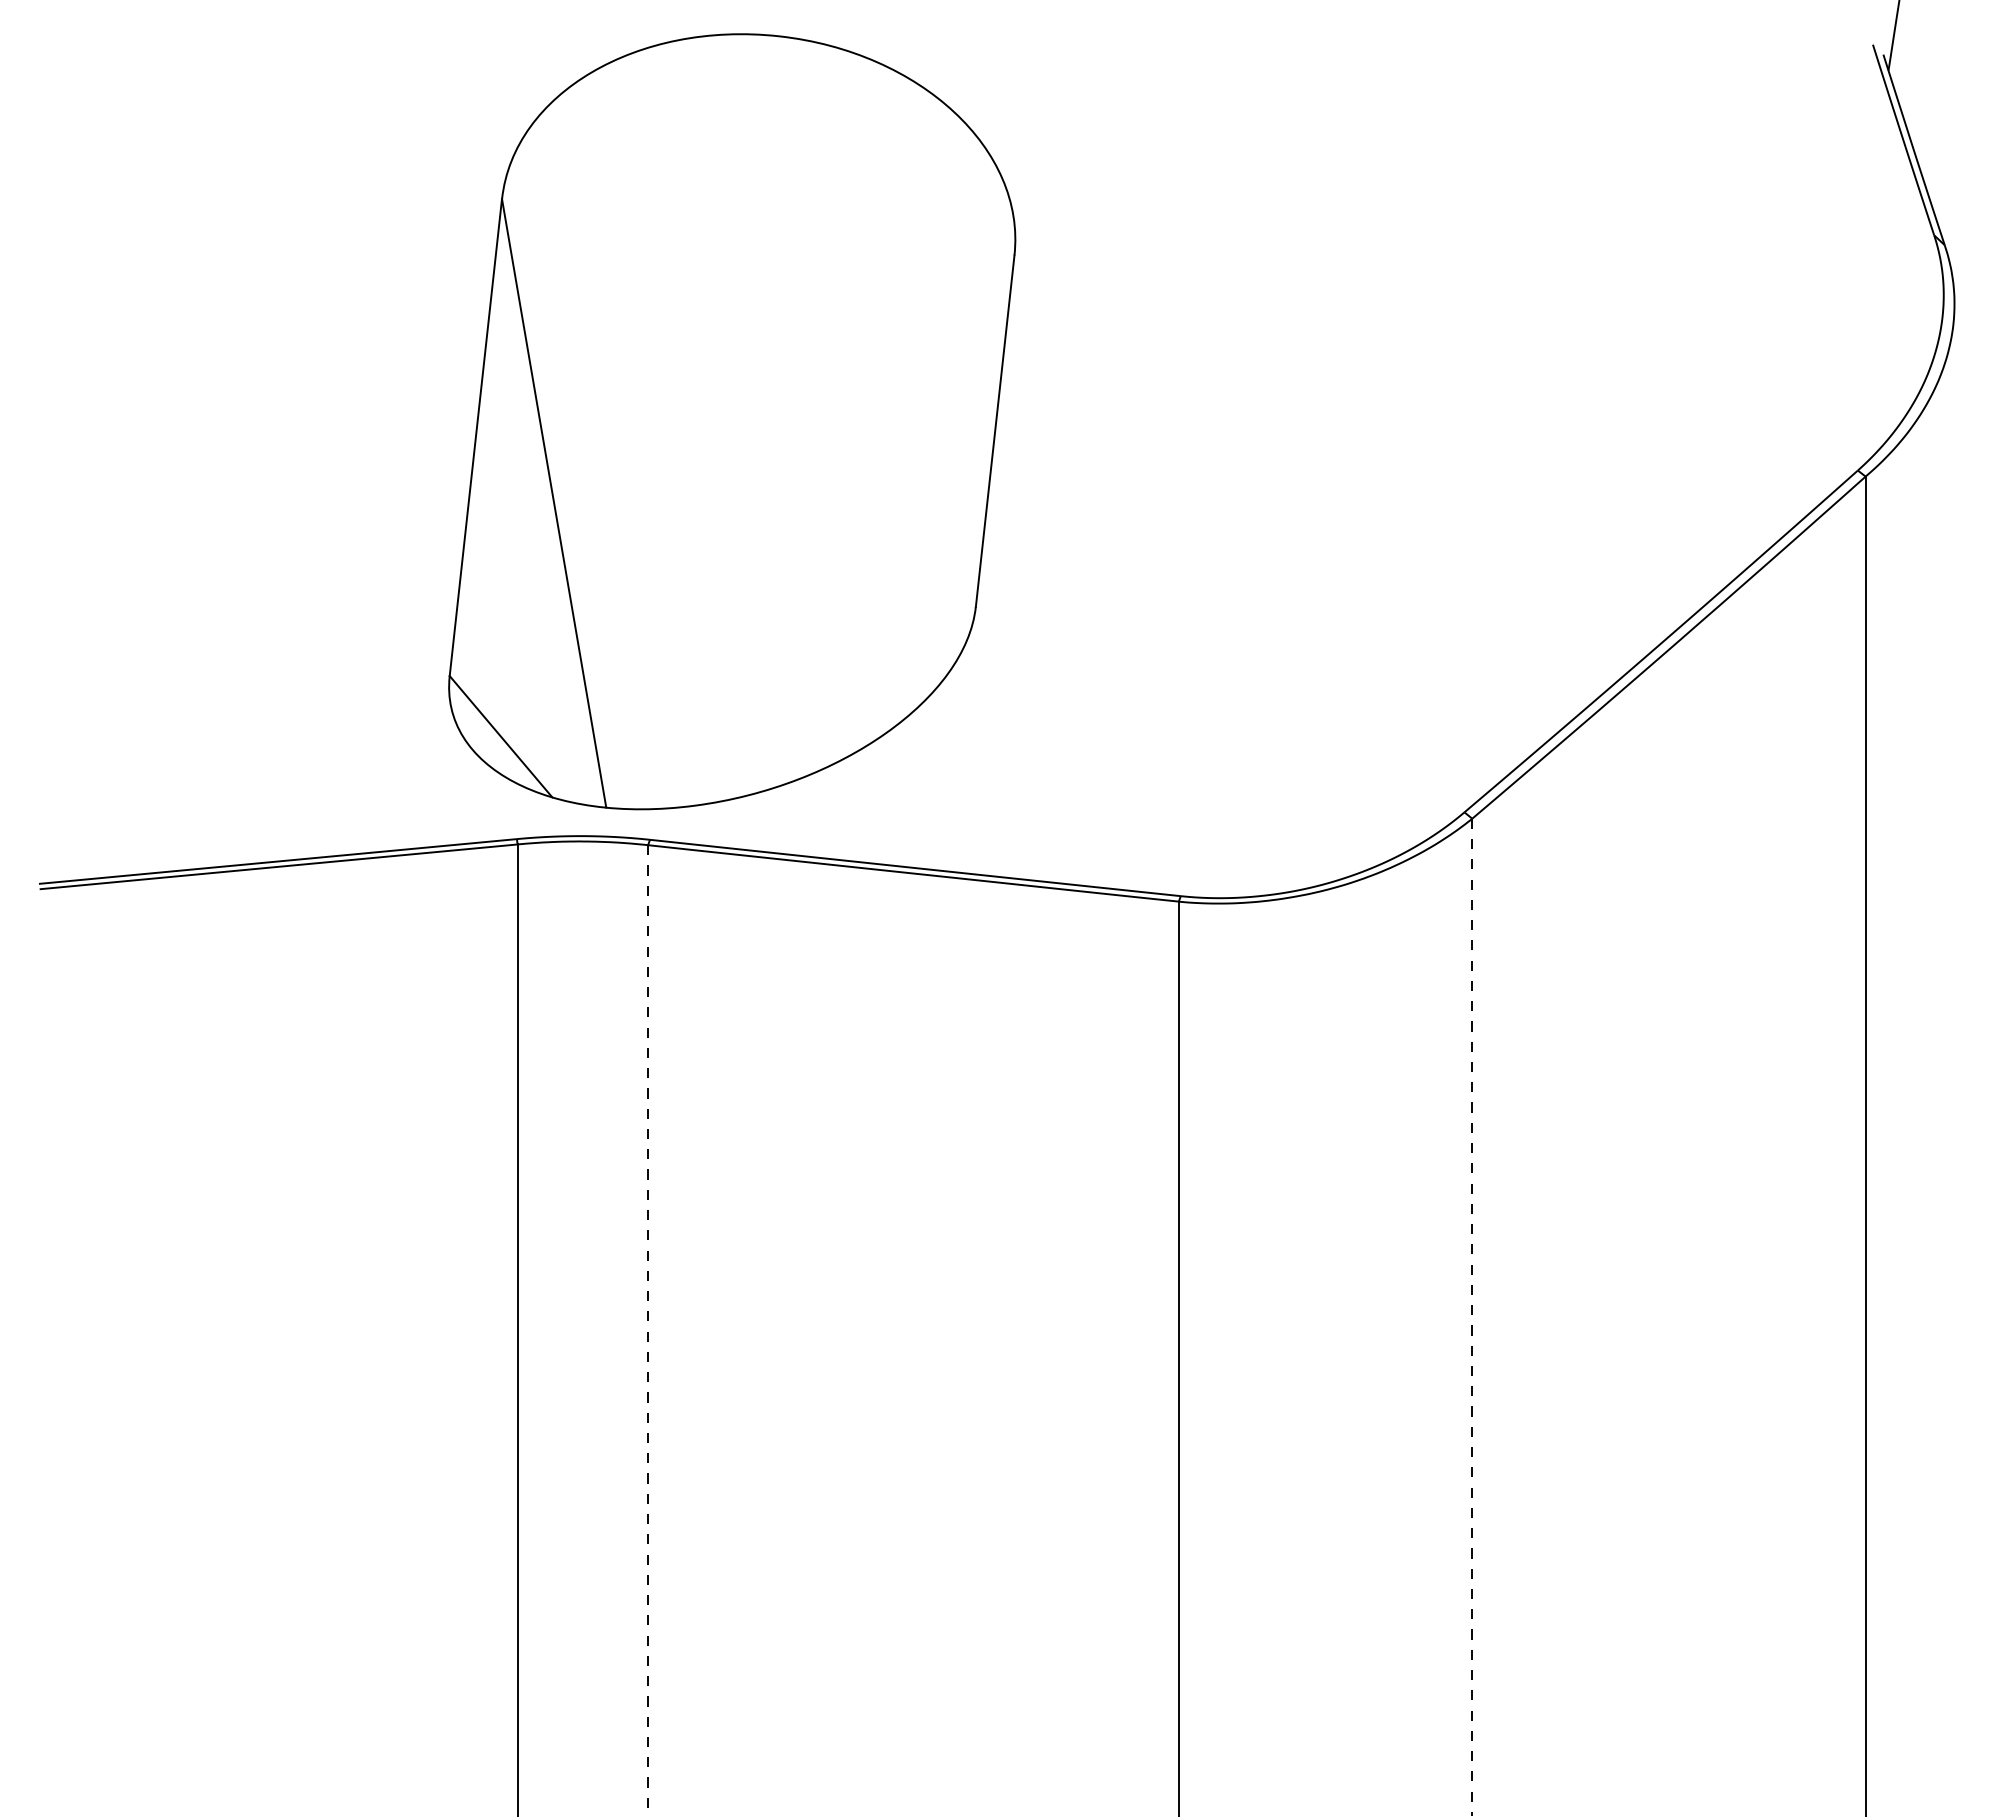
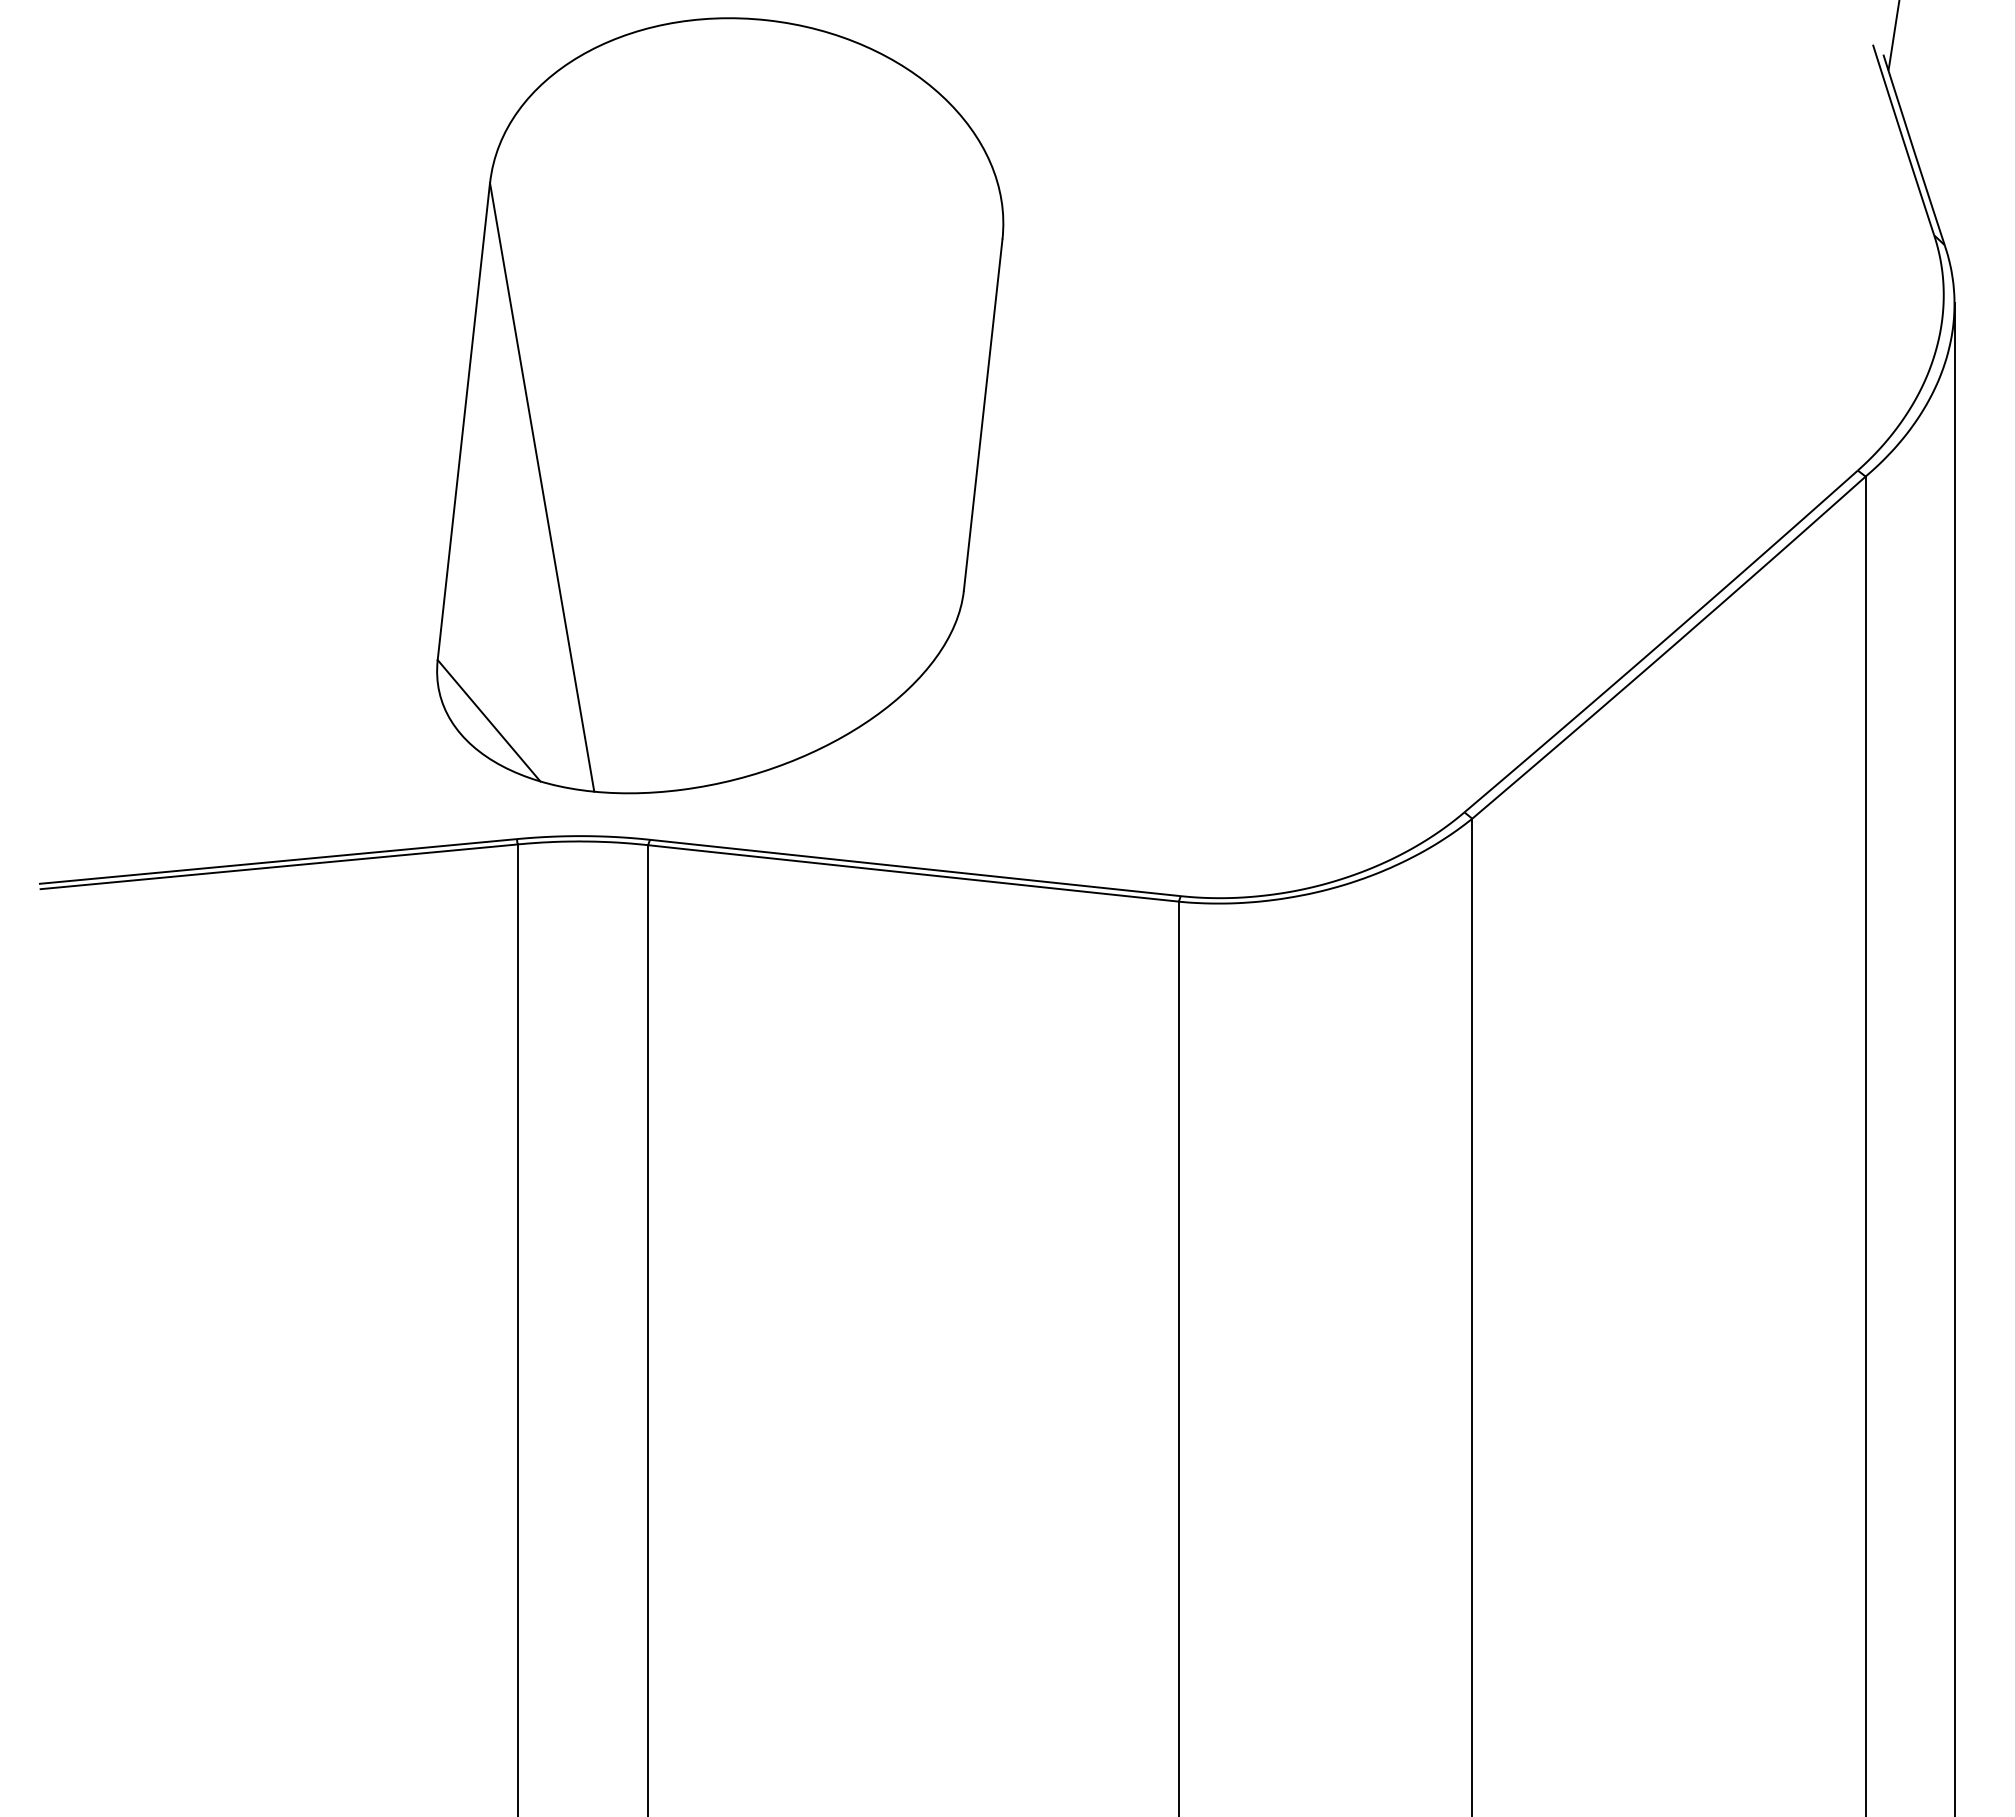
part position: (732, 421) -> (720, 405) (720, 405)
line: none -> present (1954, 1058)
line: dashed -> solid (1472, 1317)
line: dashed -> solid (648, 1330)
